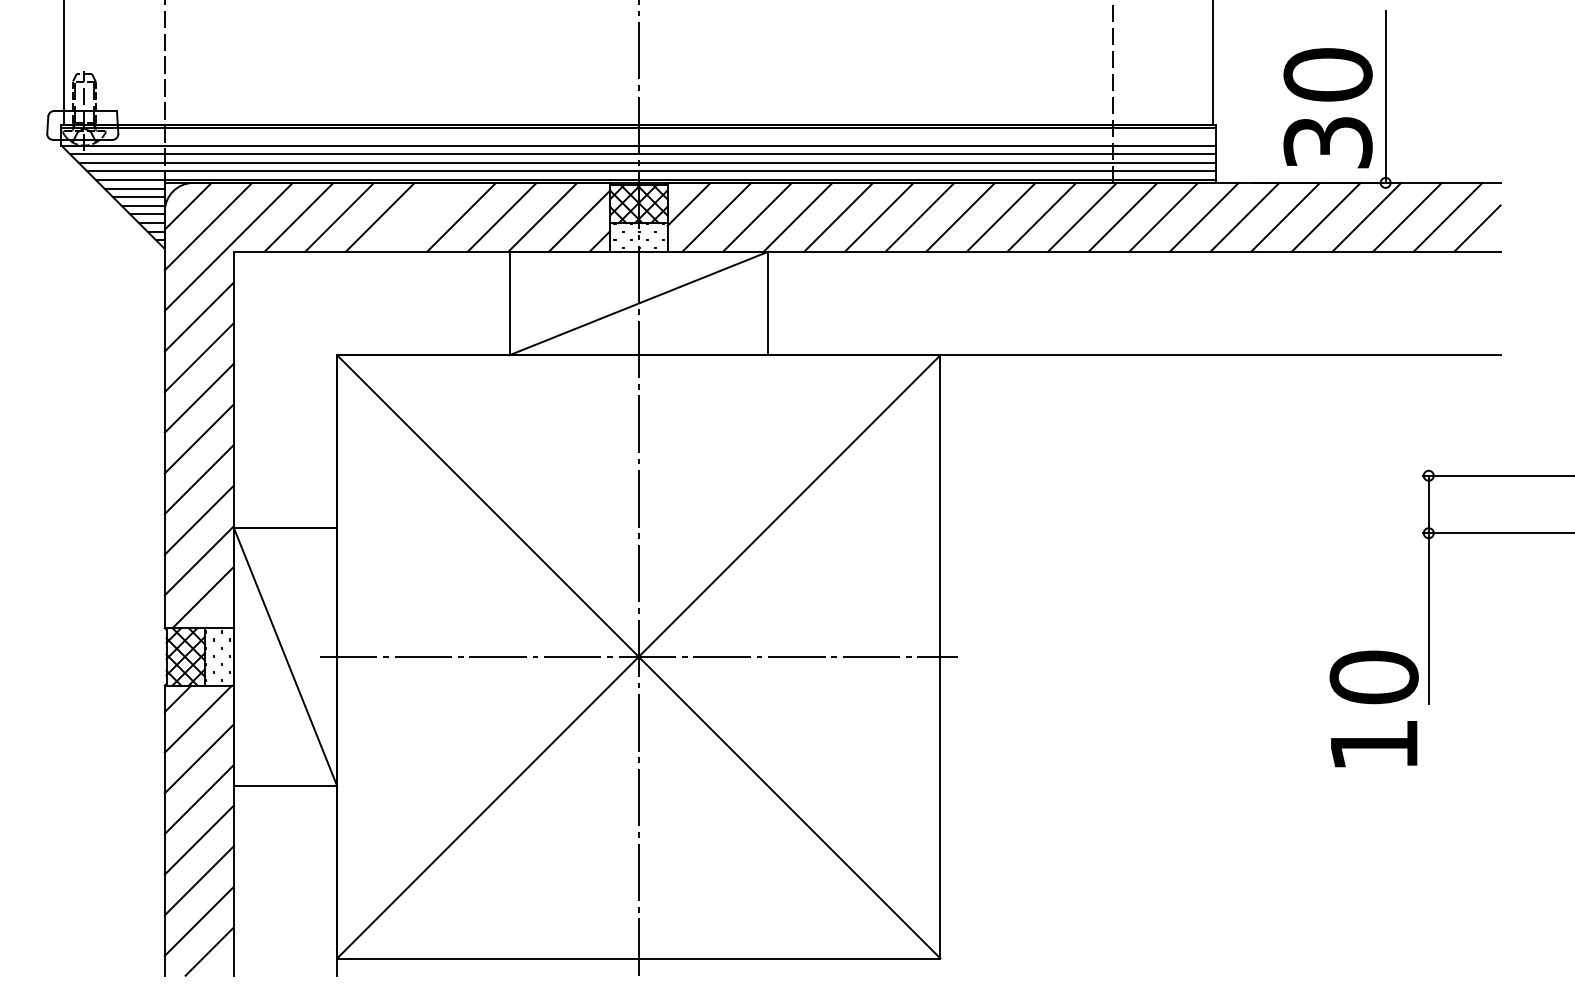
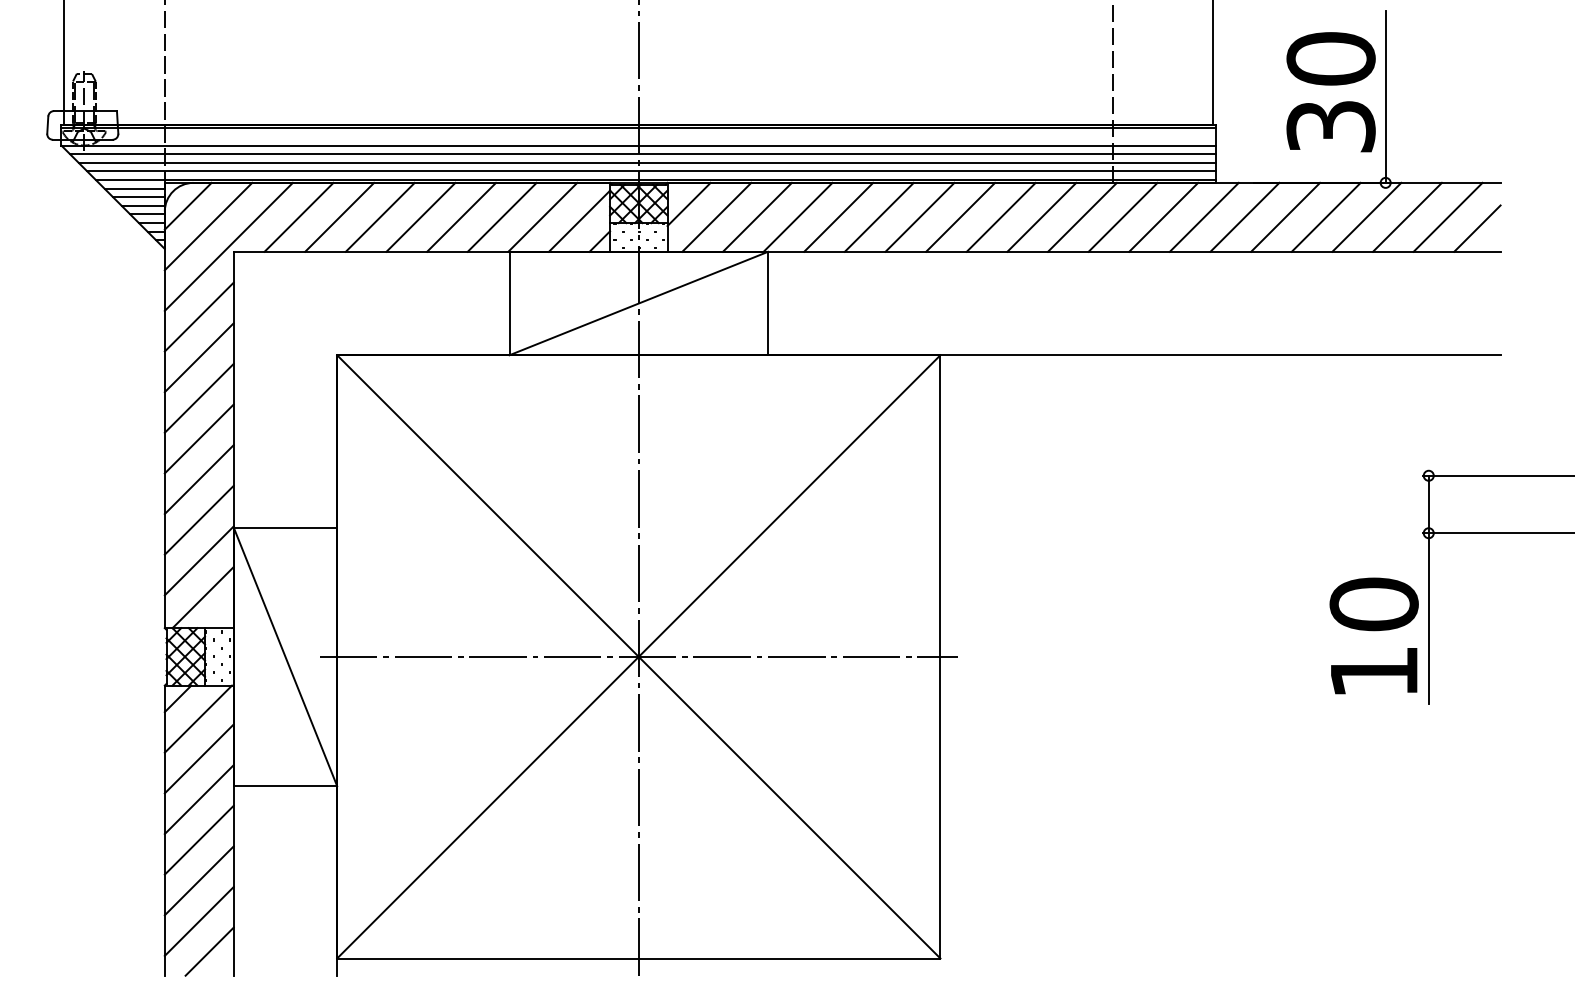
text position: (1327, 108) -> (1330, 92) (1330, 92)
line: none -> present (420, 216)
text position: (1373, 708) -> (1373, 635) (1373, 635)
